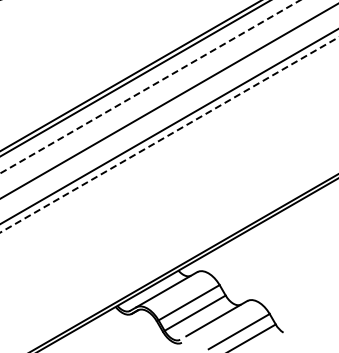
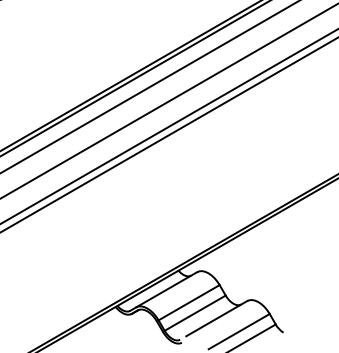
line: dashed -> solid (150, 86)
line: dashed -> solid (169, 134)
